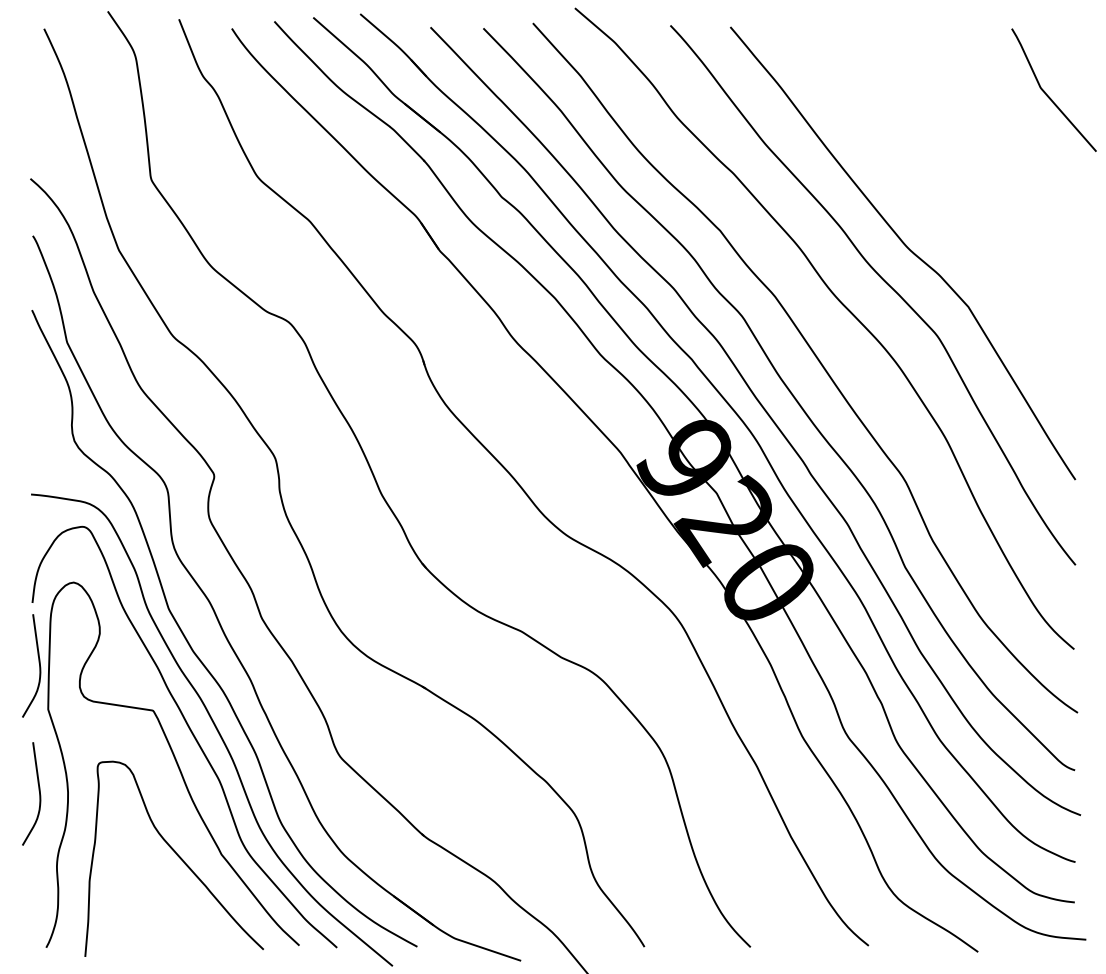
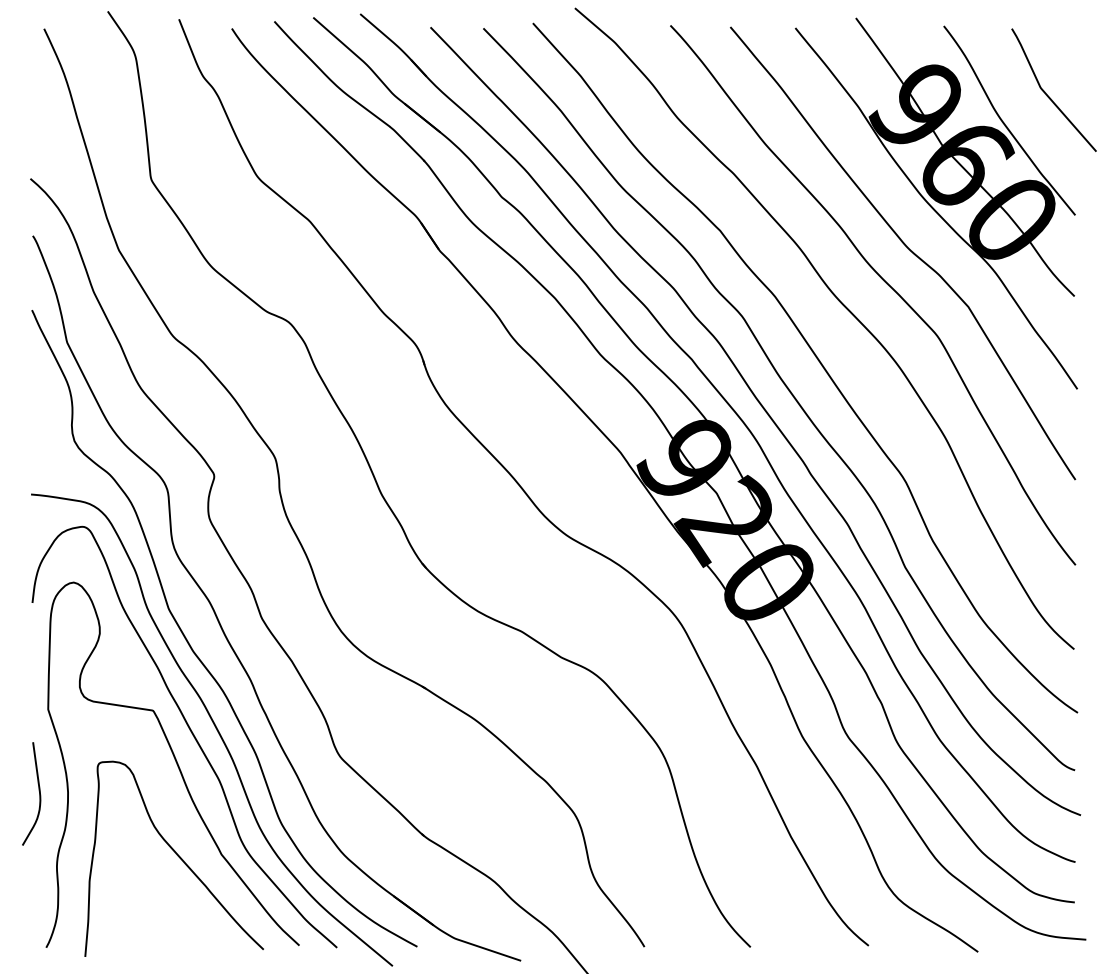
part: none -> present (936, 203)
curve: present -> none (38, 662)
